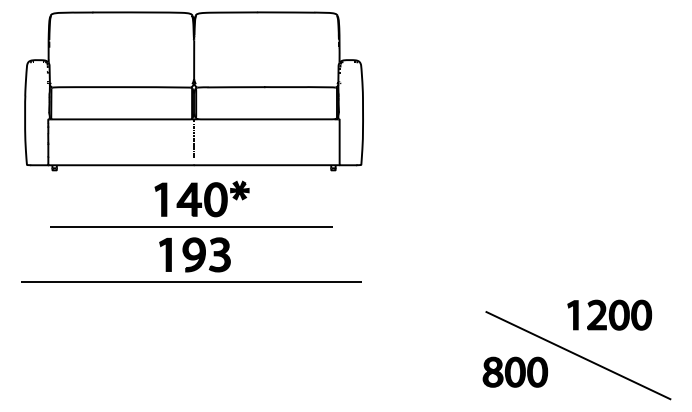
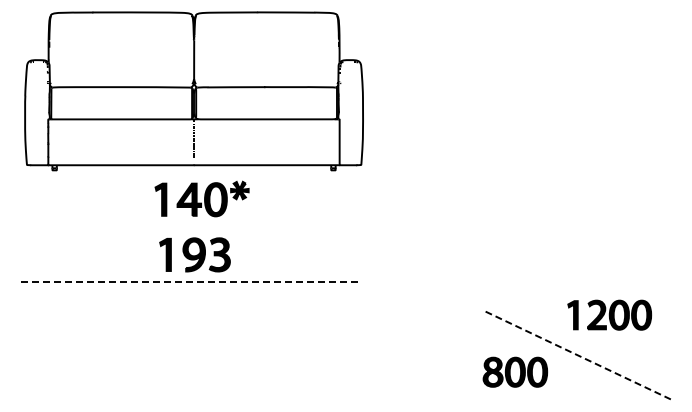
line: present -> none (191, 226)
line: solid -> dashed (191, 282)
line: solid -> dashed (578, 355)
